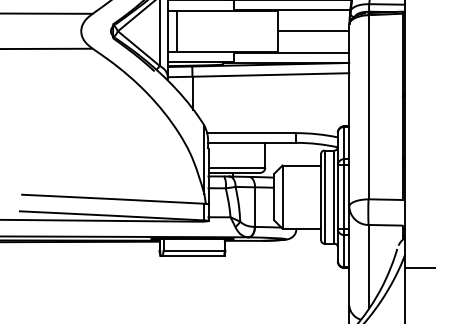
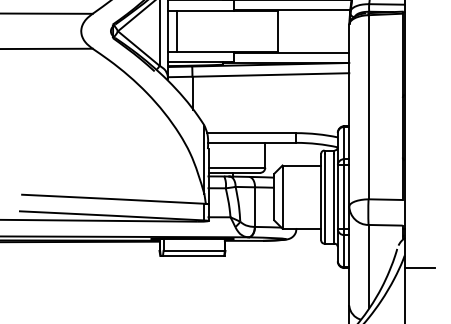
line: present -> none (313, 31)
